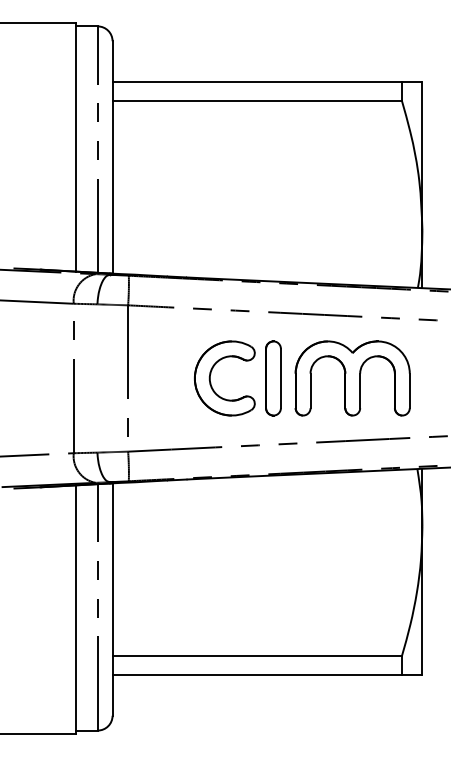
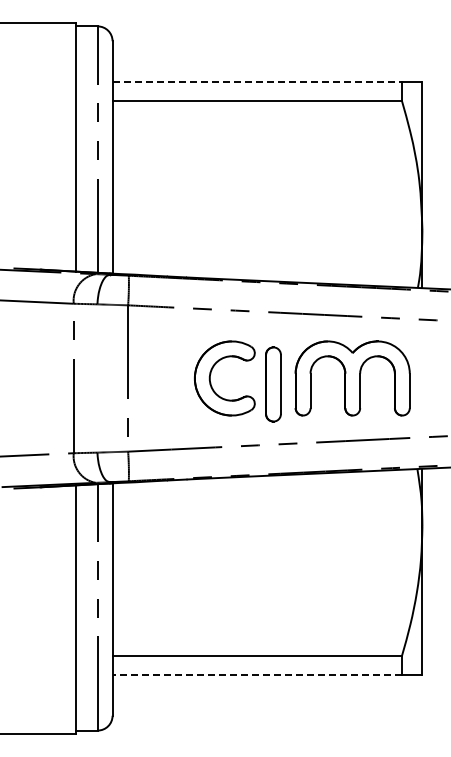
line: solid -> dashed (257, 82)
part position: (273, 378) -> (273, 384) (273, 384)
line: solid -> dashed (257, 674)
